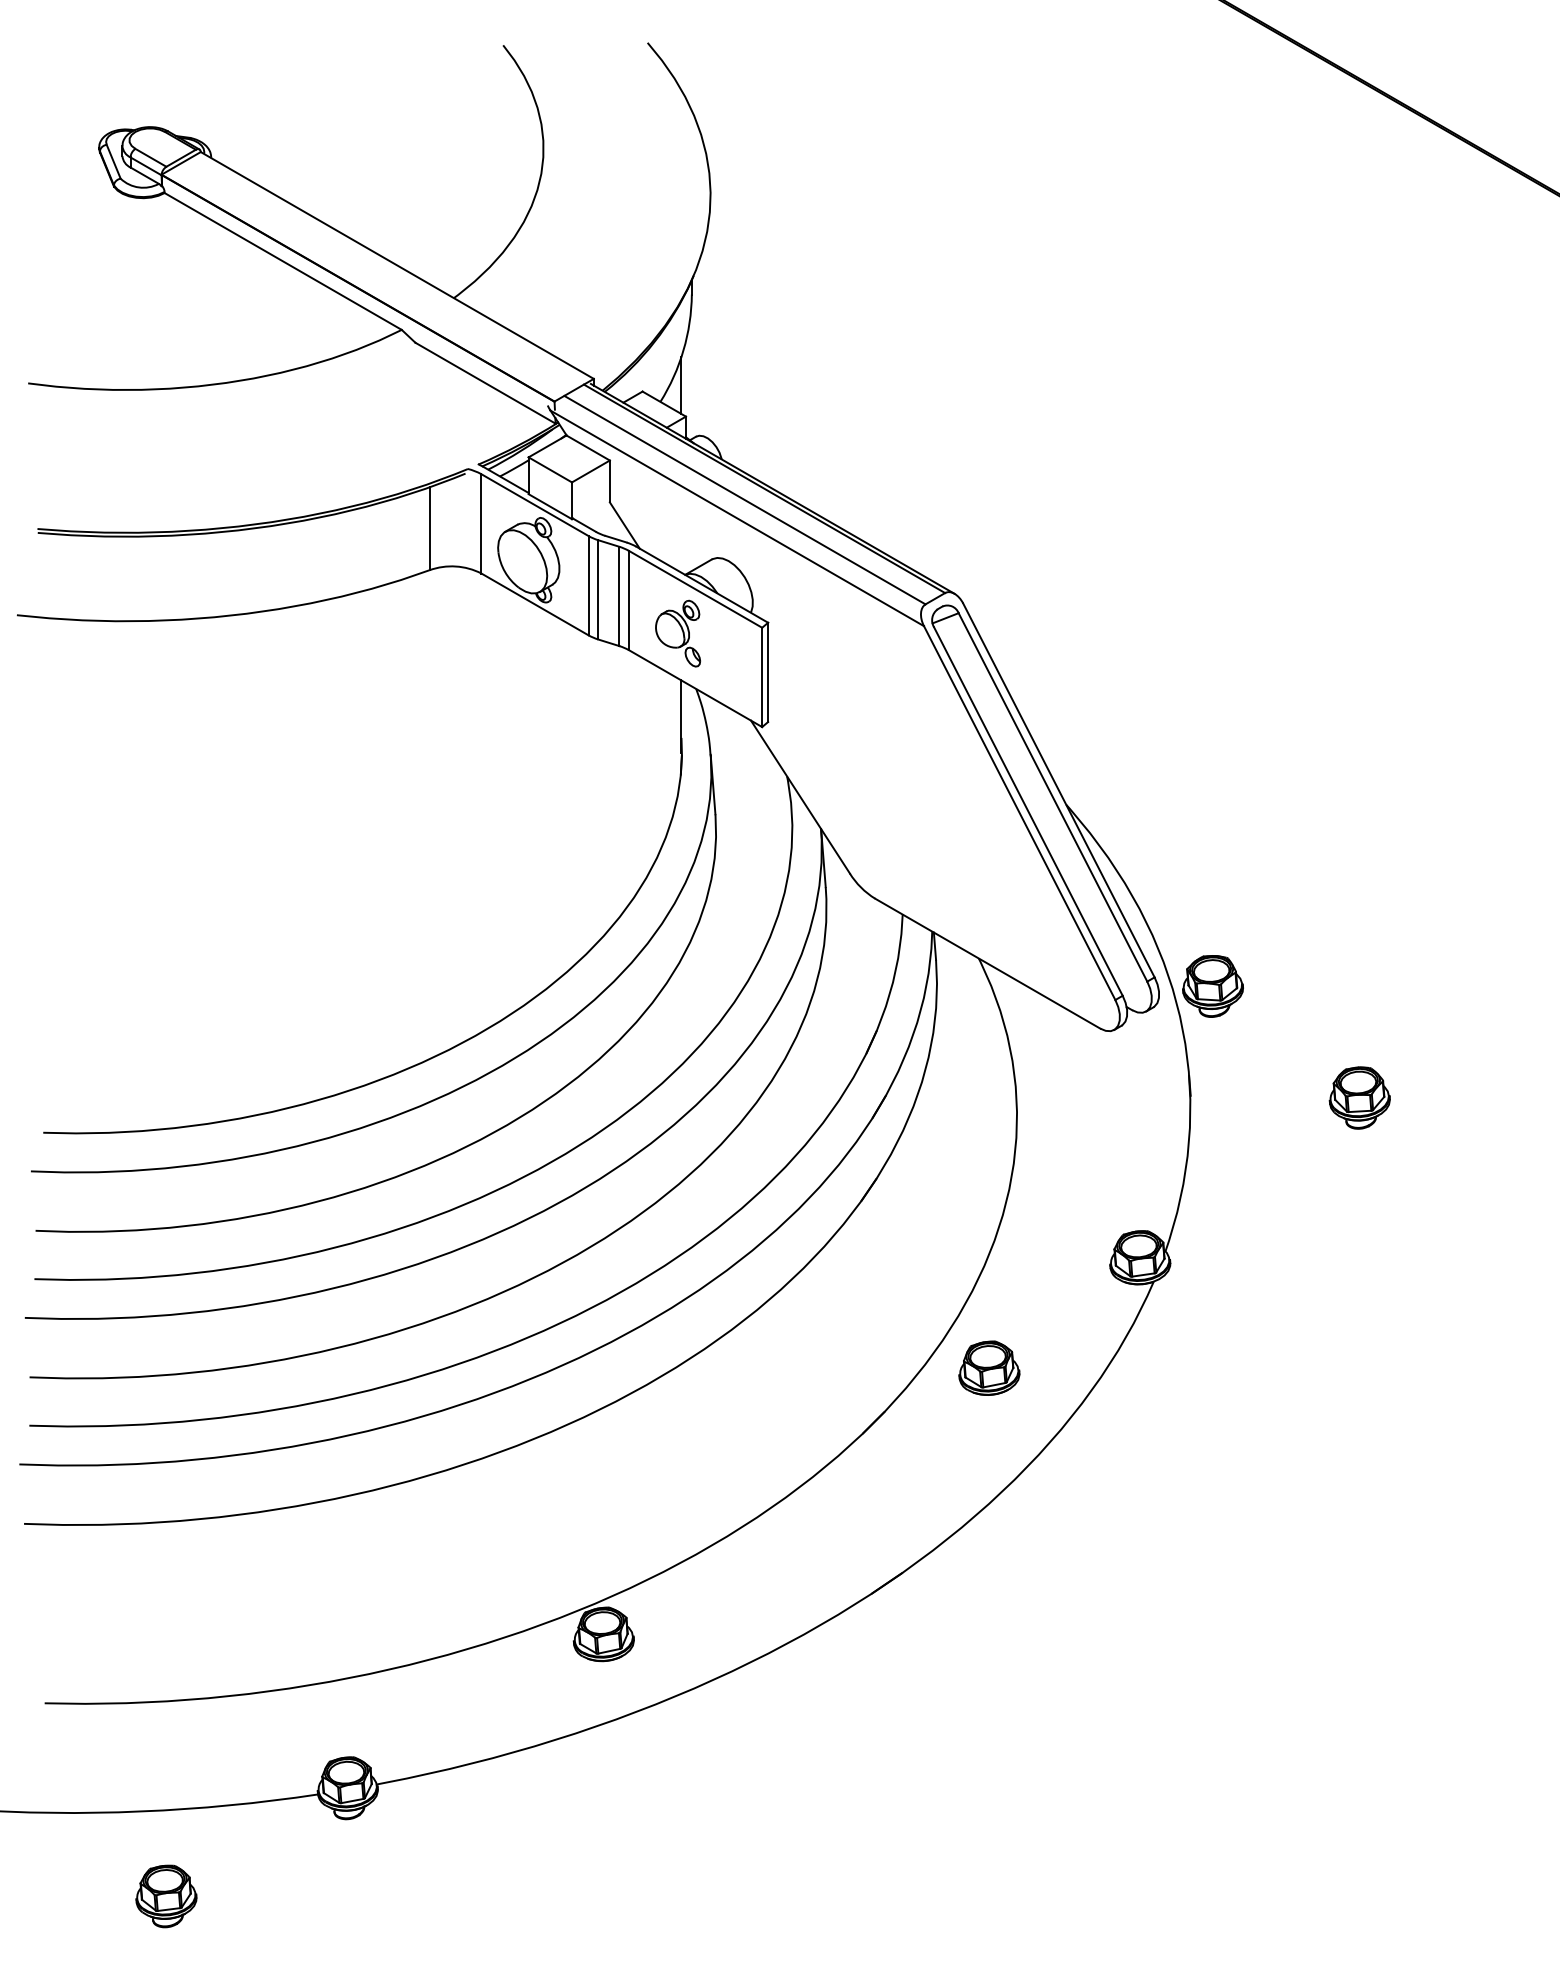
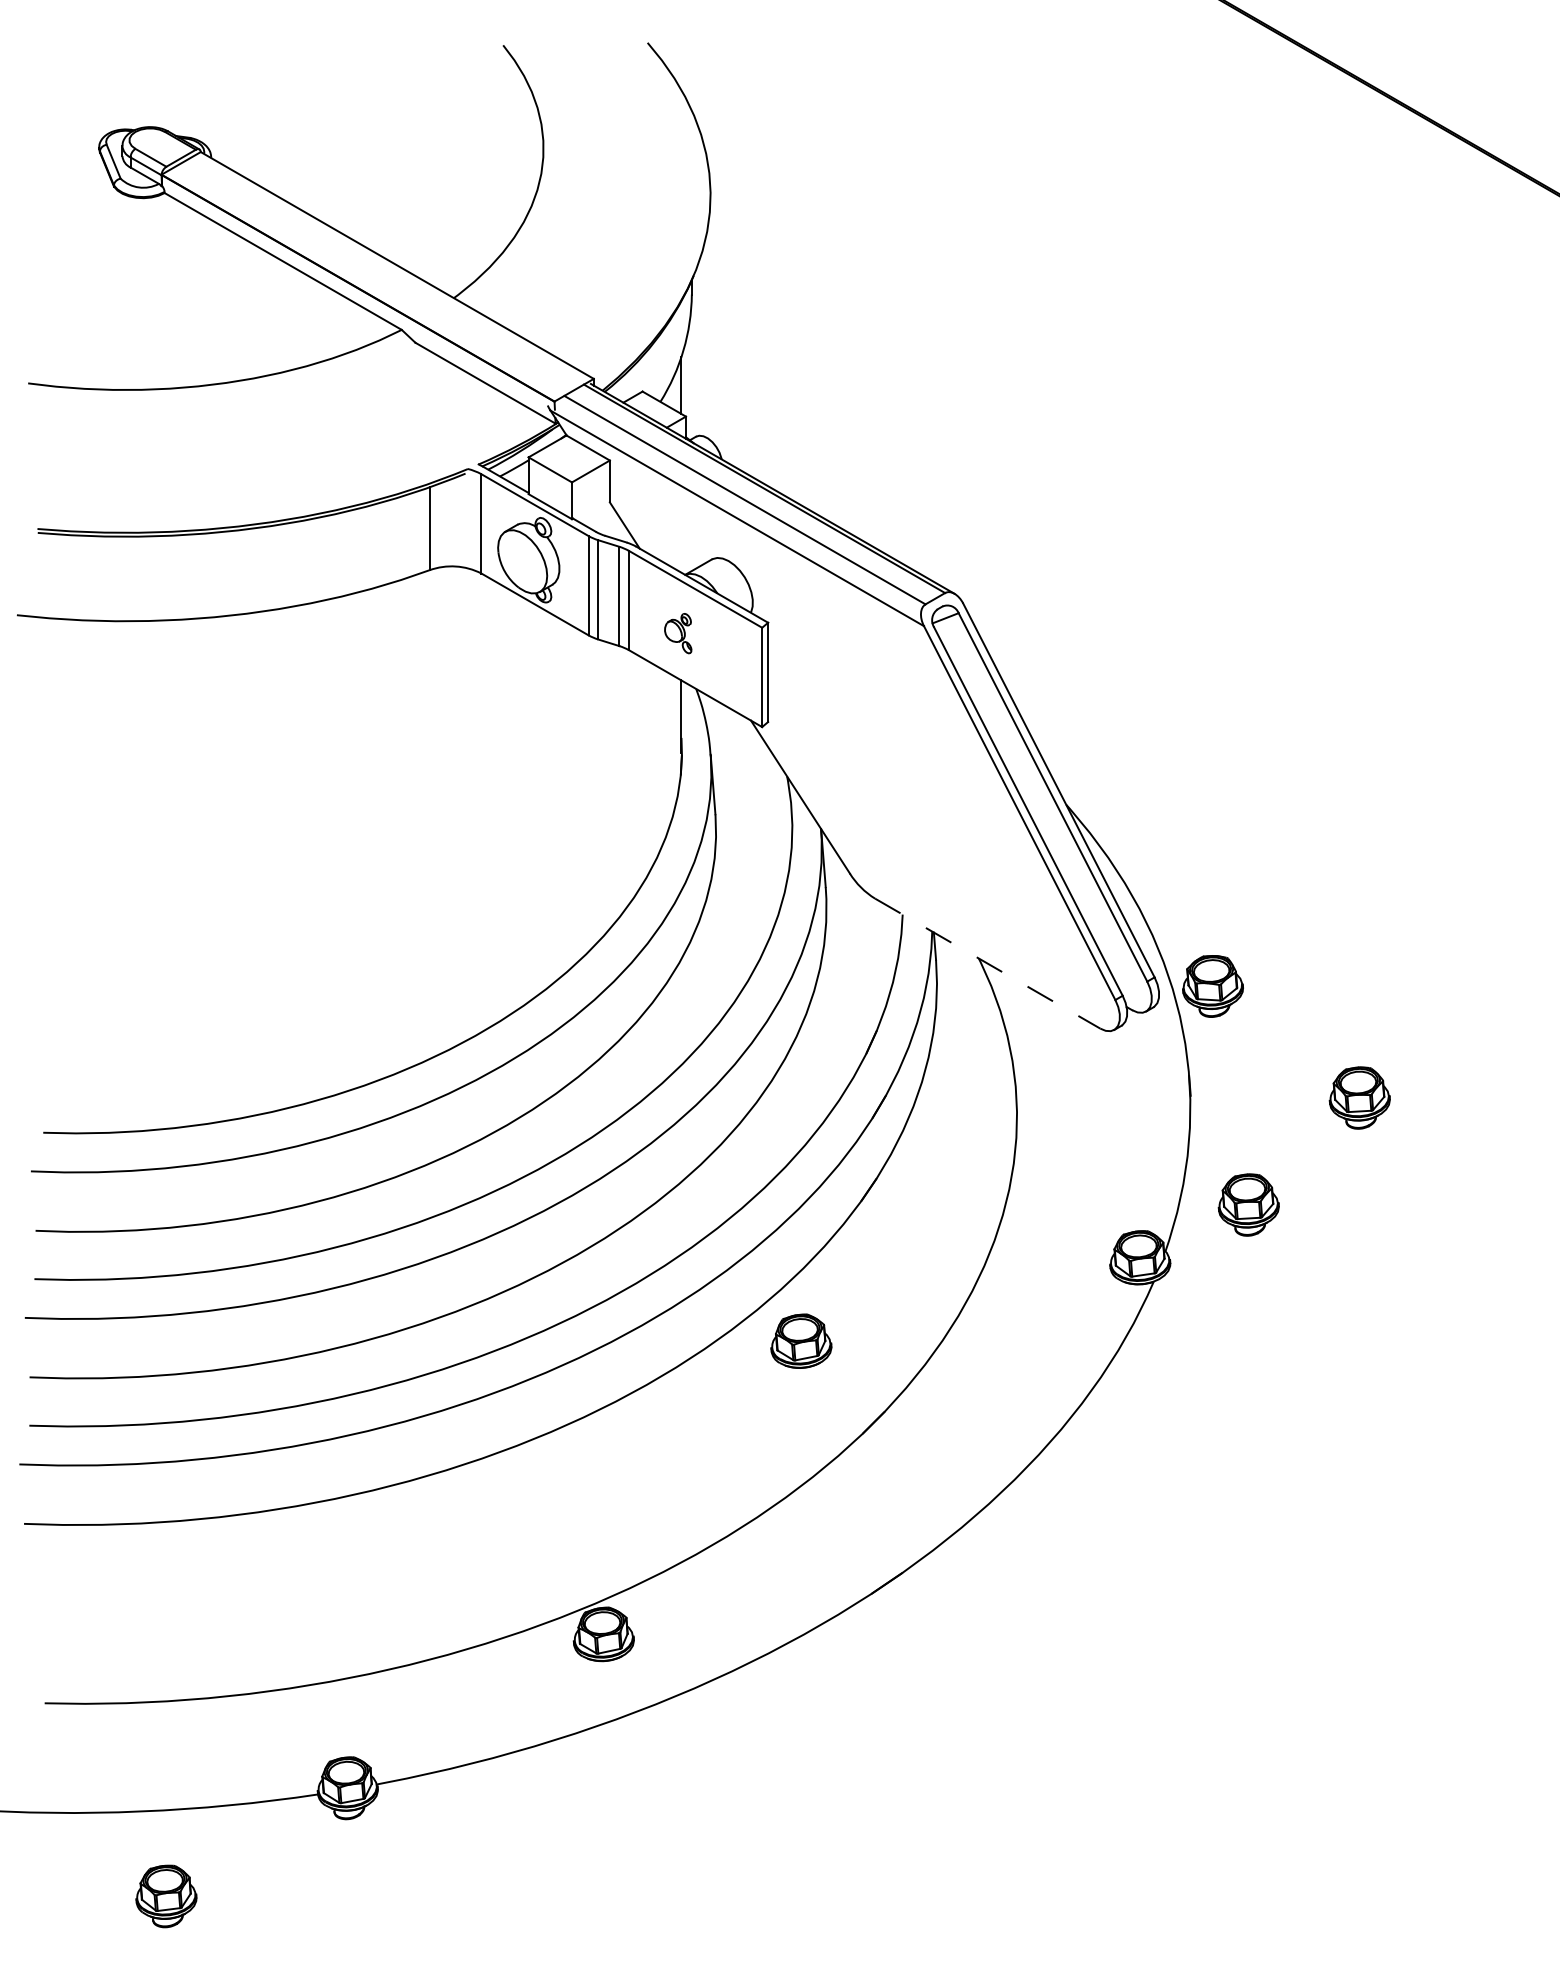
part size: 47x69 px -> 29x42 px (678, 633)
line: solid -> dashed (988, 963)
part: none -> present (1248, 1204)
part position: (989, 1367) -> (801, 1340) (801, 1340)
